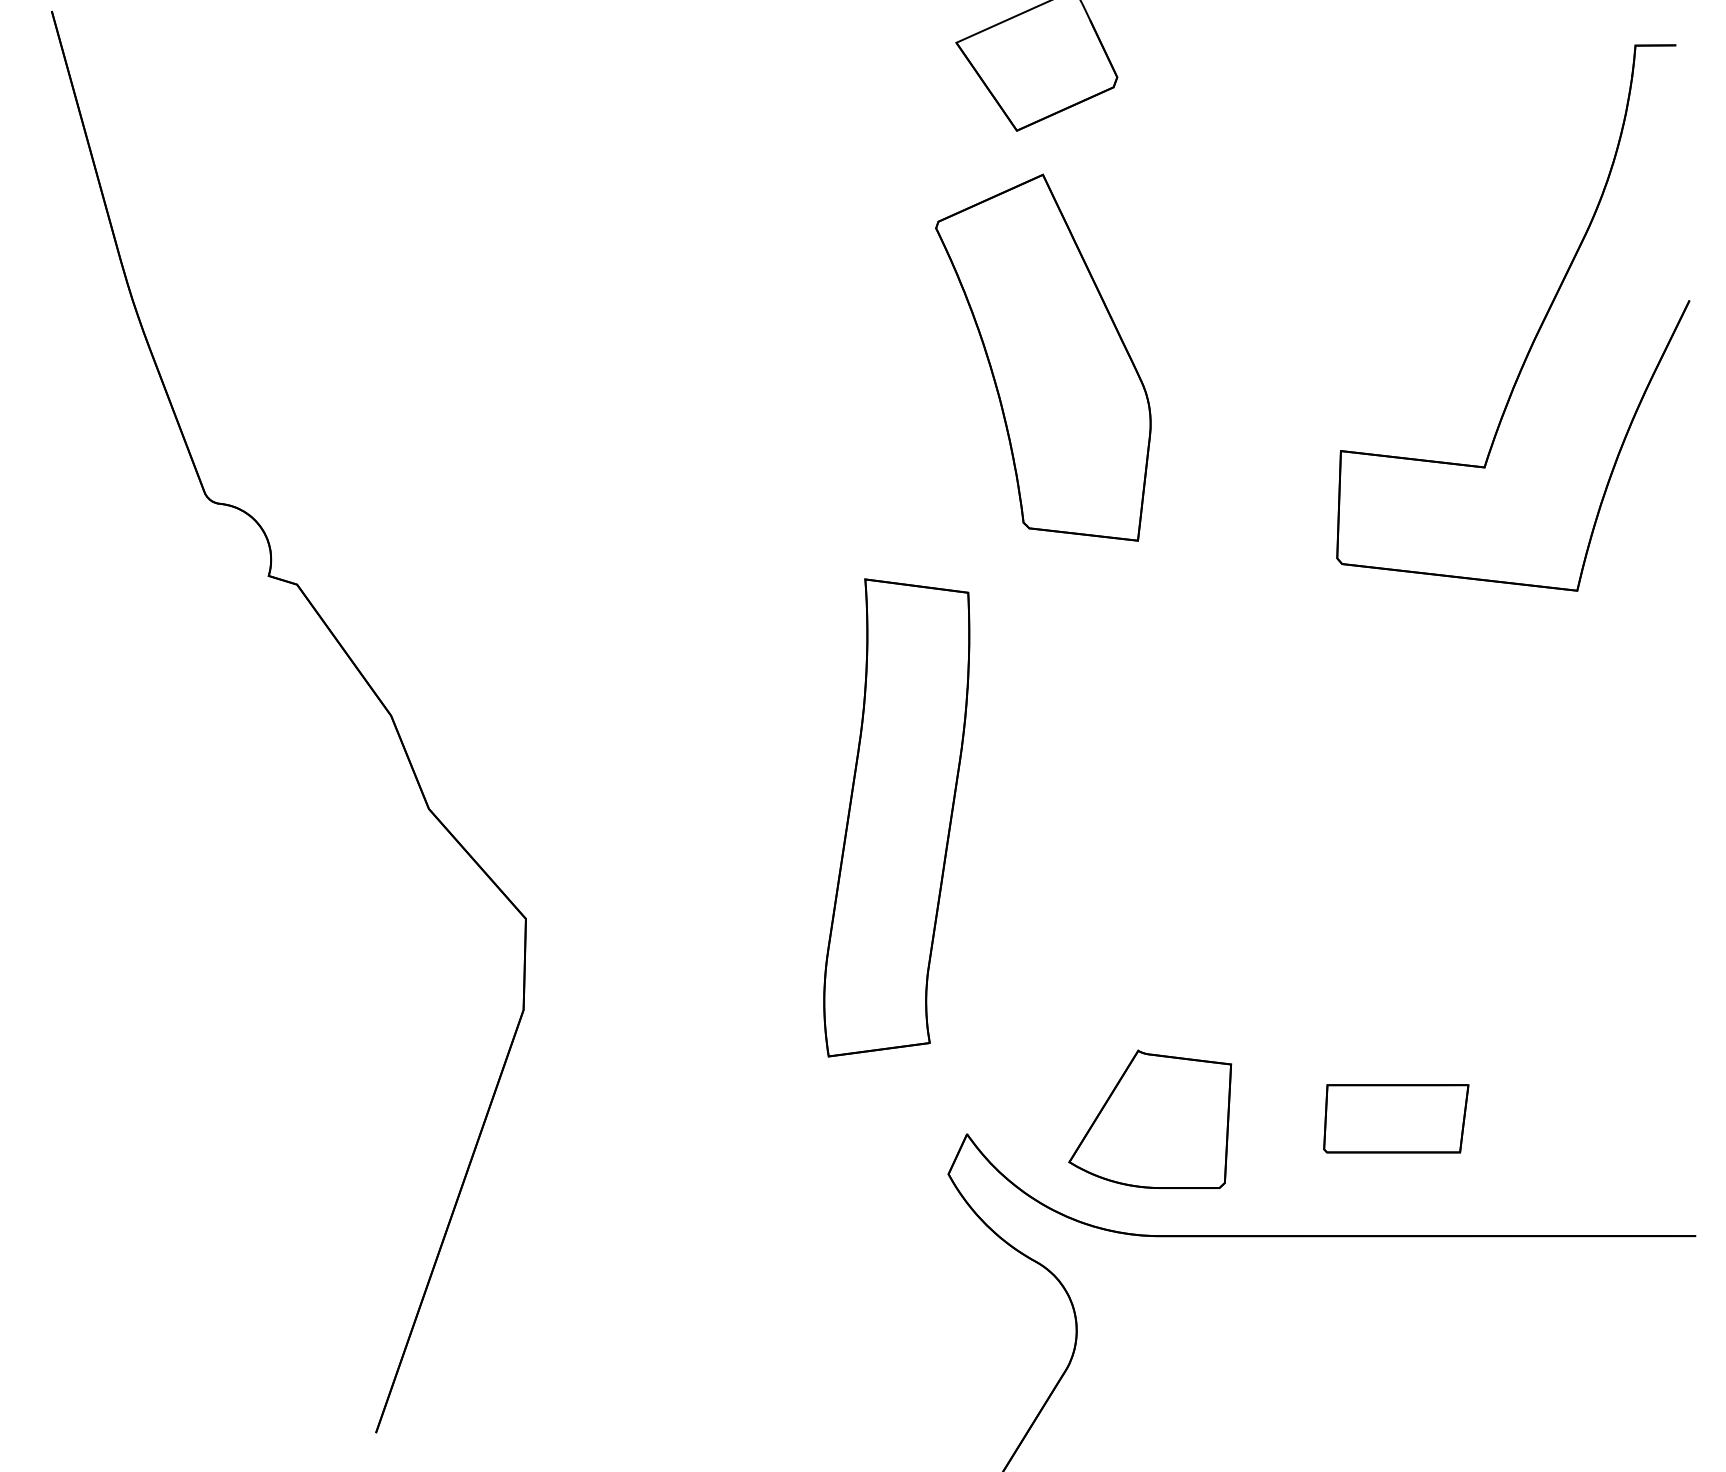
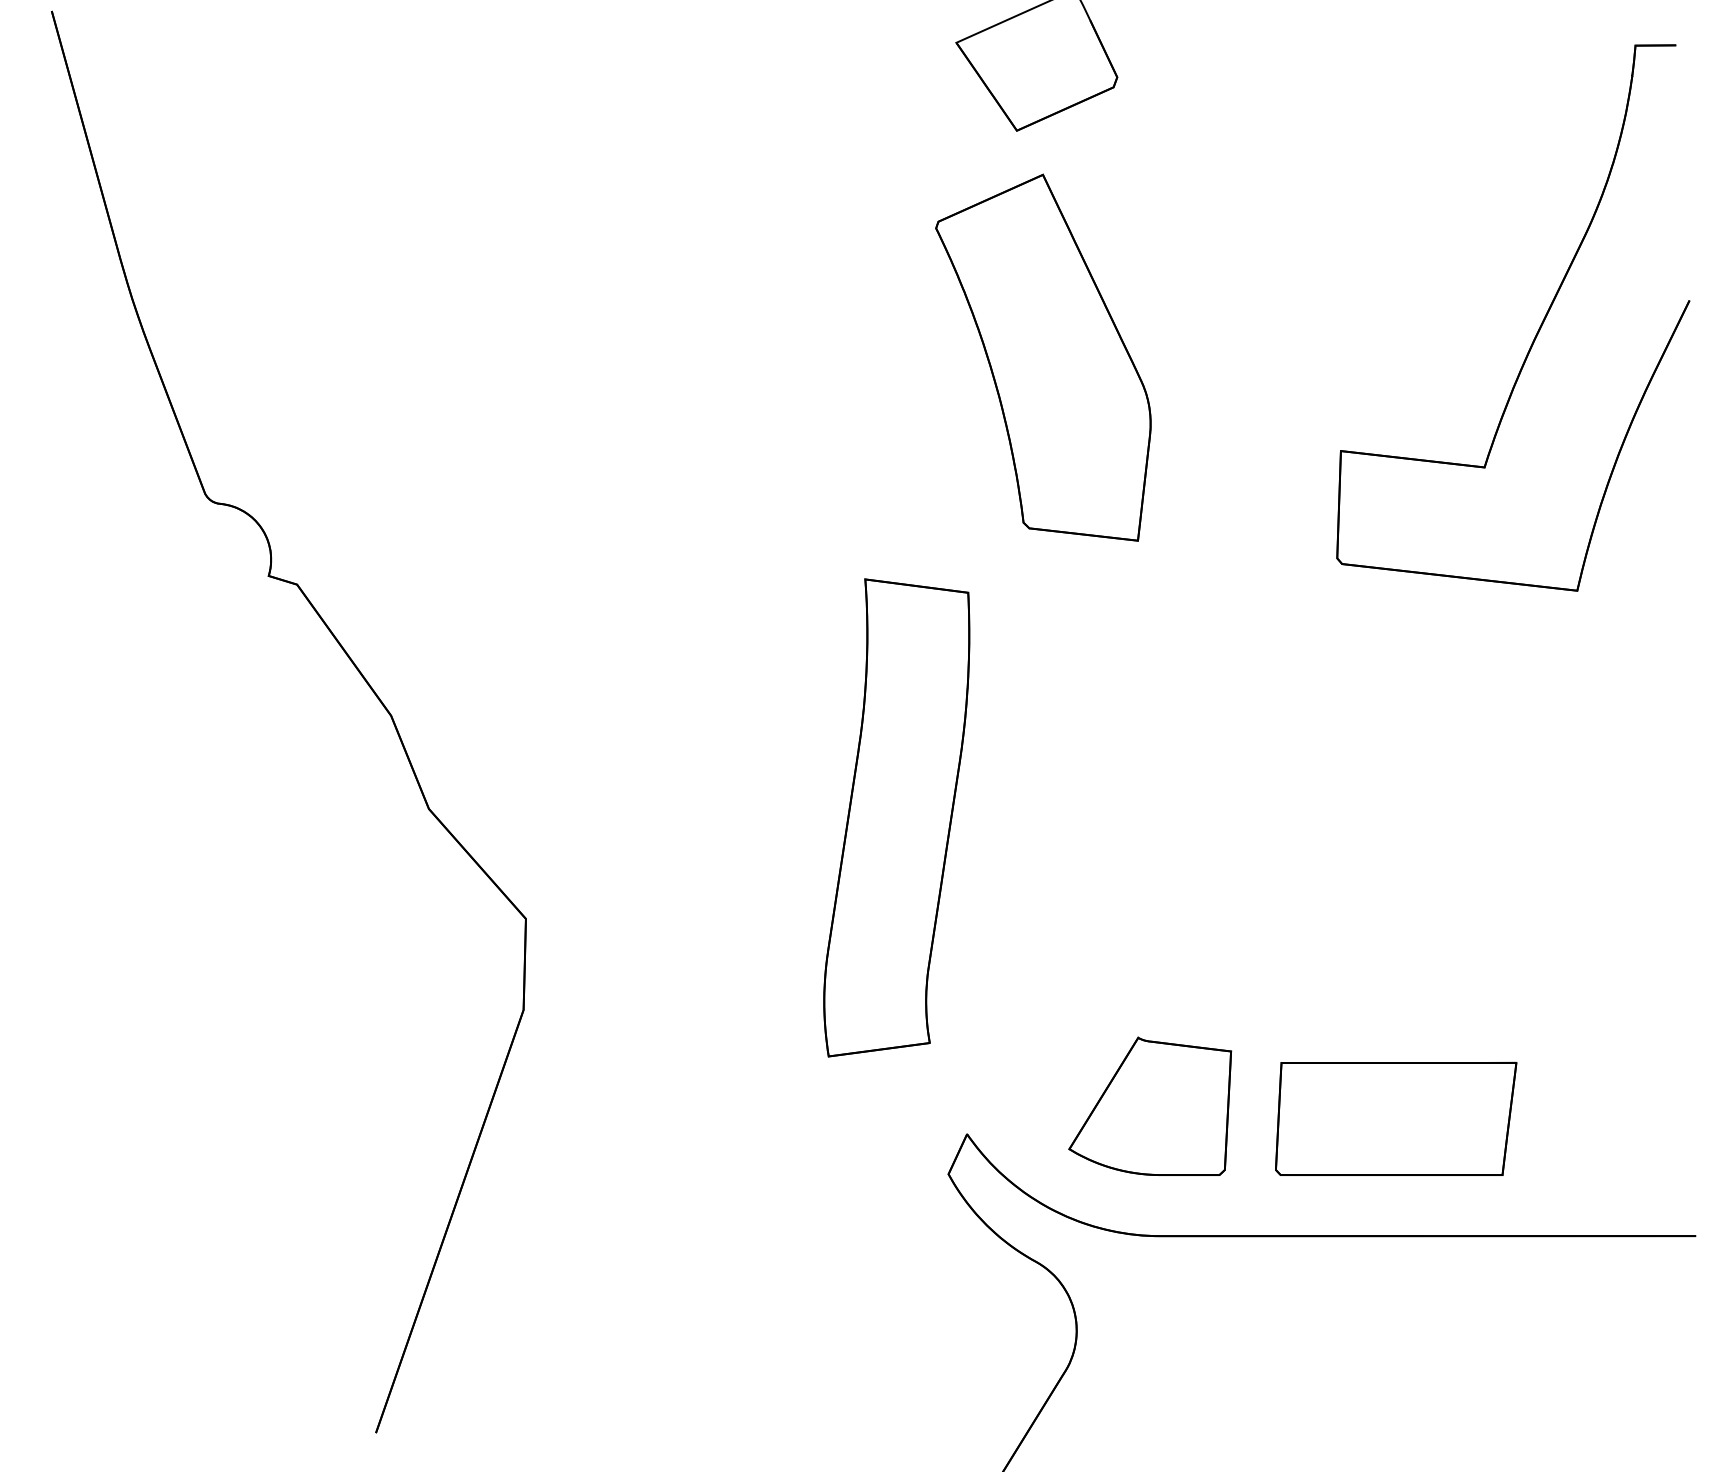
part position: (1150, 1118) -> (1150, 1105) (1150, 1105)
part size: 147x70 px -> 243x115 px (1396, 1118)
